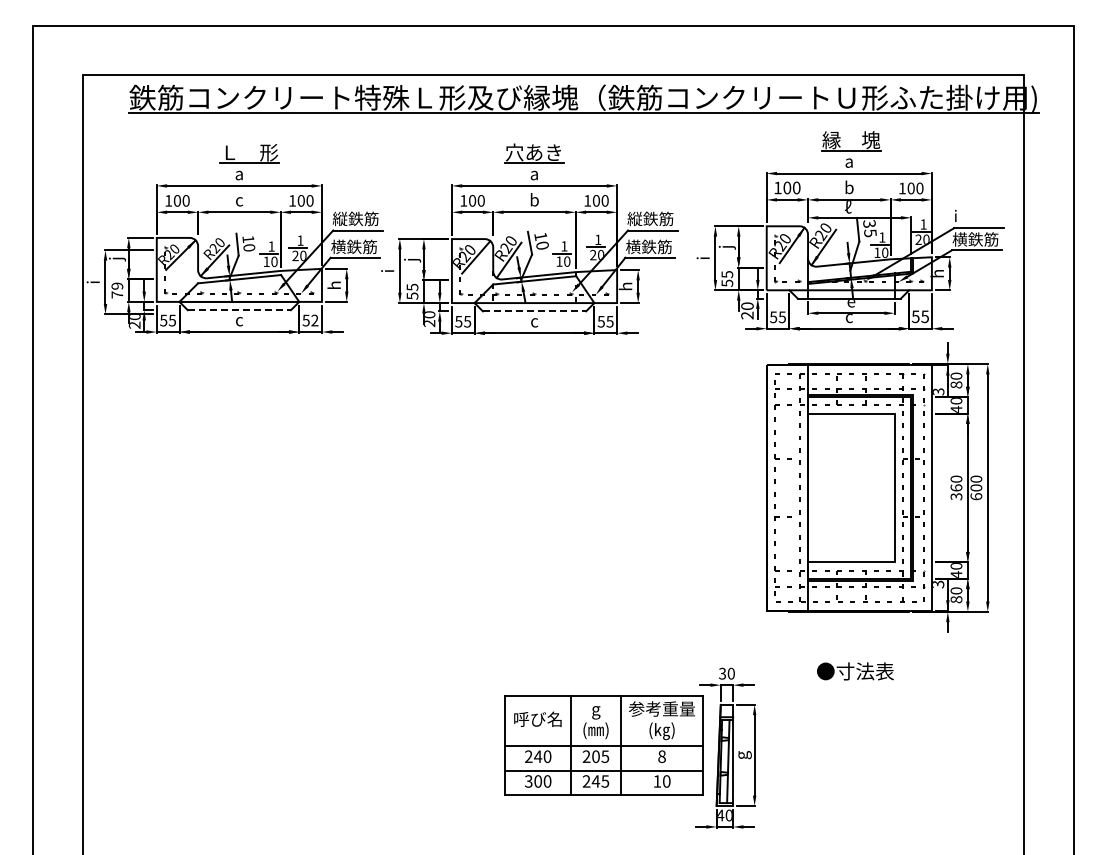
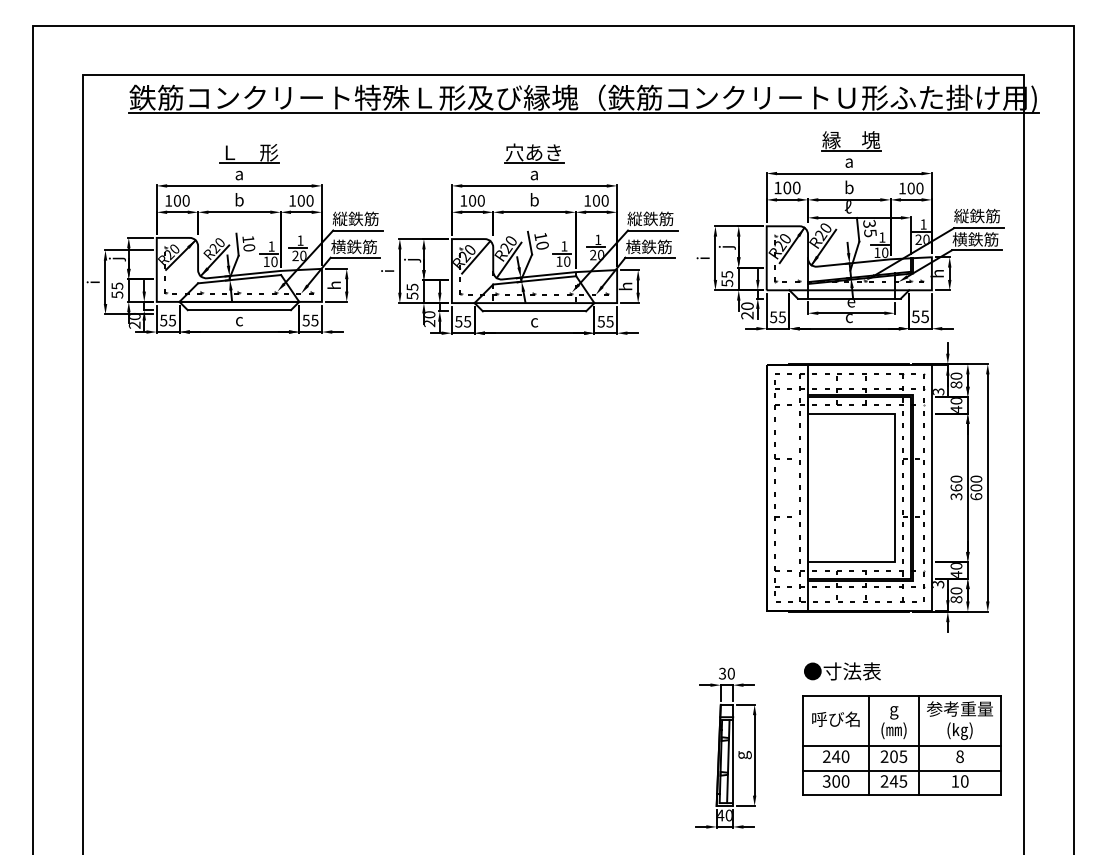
text: c -> b (239, 199)
text: i -> 縦鉄筋 (976, 215)
text: 79 -> 55 (117, 290)
line: dashed -> solid (239, 310)
line: dashed -> solid (534, 311)
text: 52 -> 55 (314, 320)
text position: (855, 671) -> (842, 671) (842, 671)
part position: (603, 745) -> (901, 745) (901, 745)
